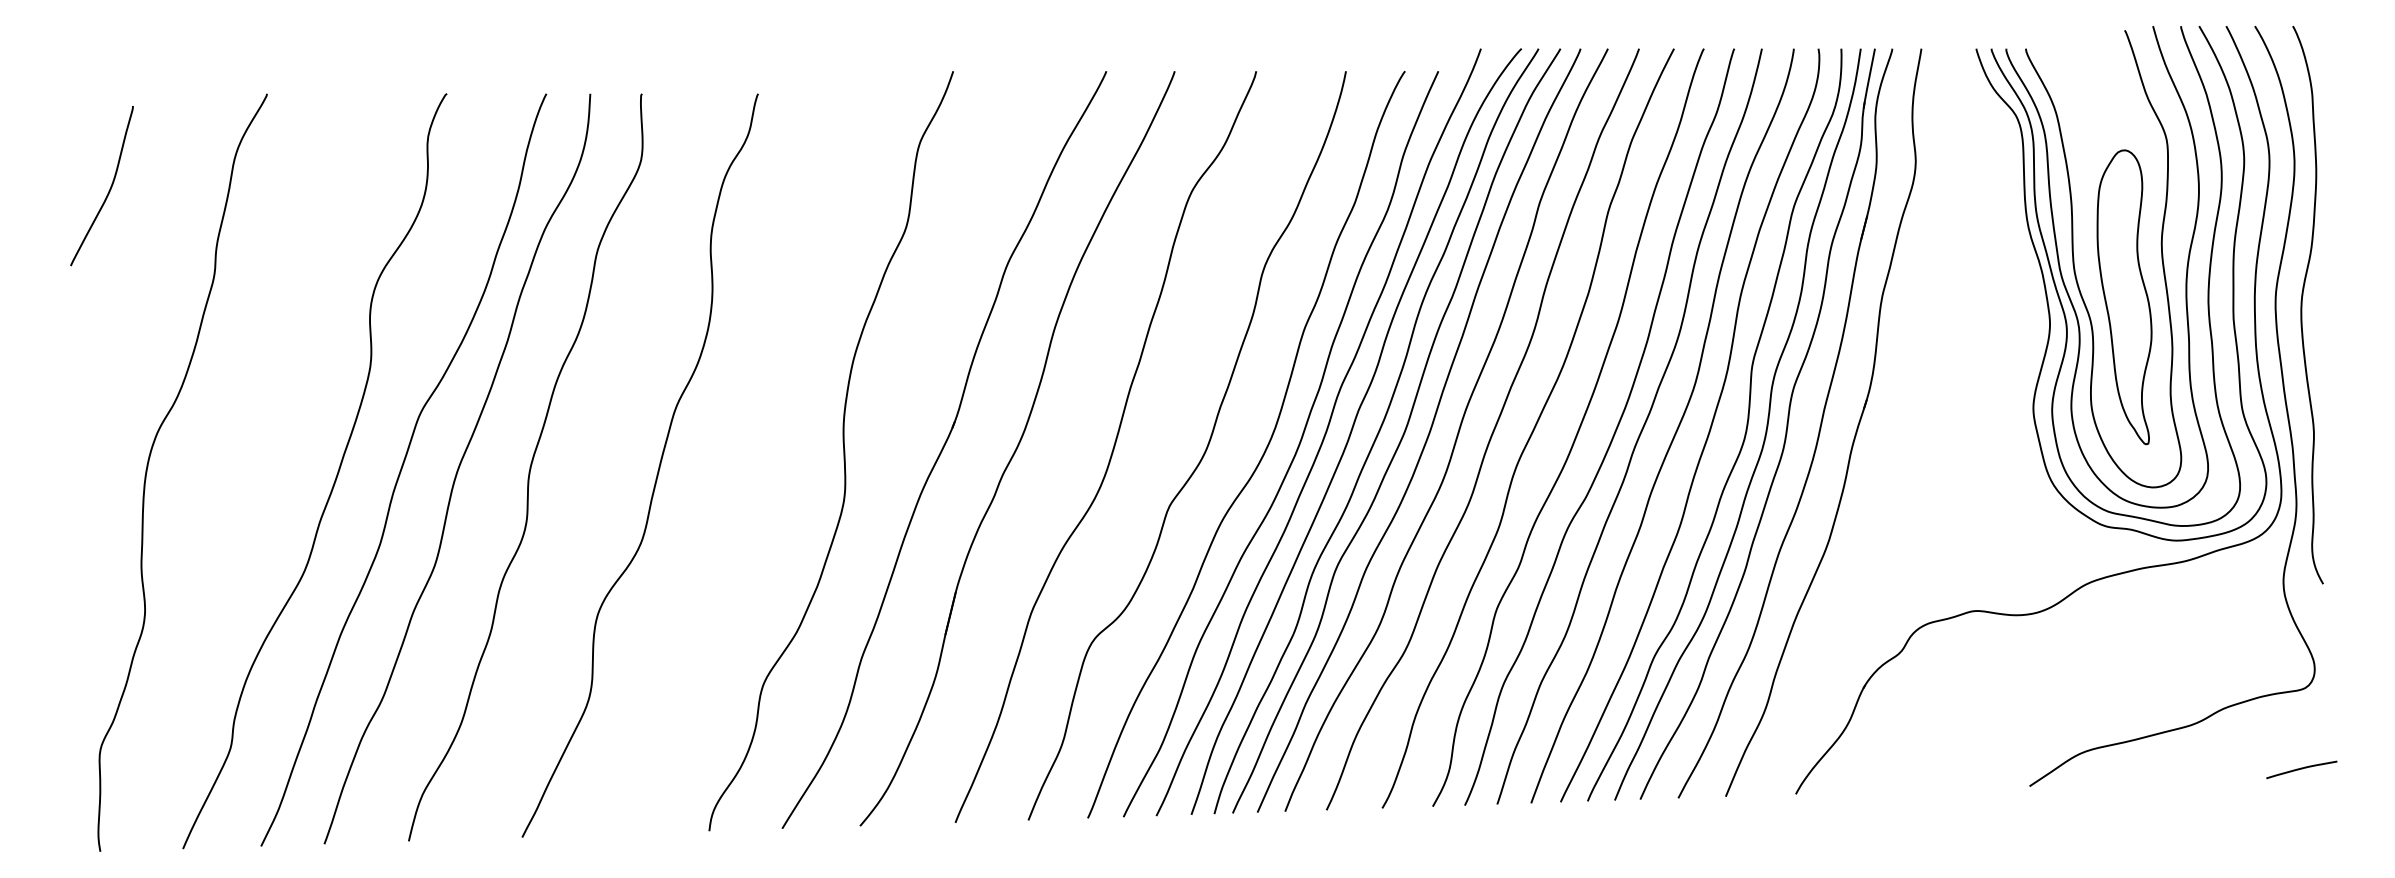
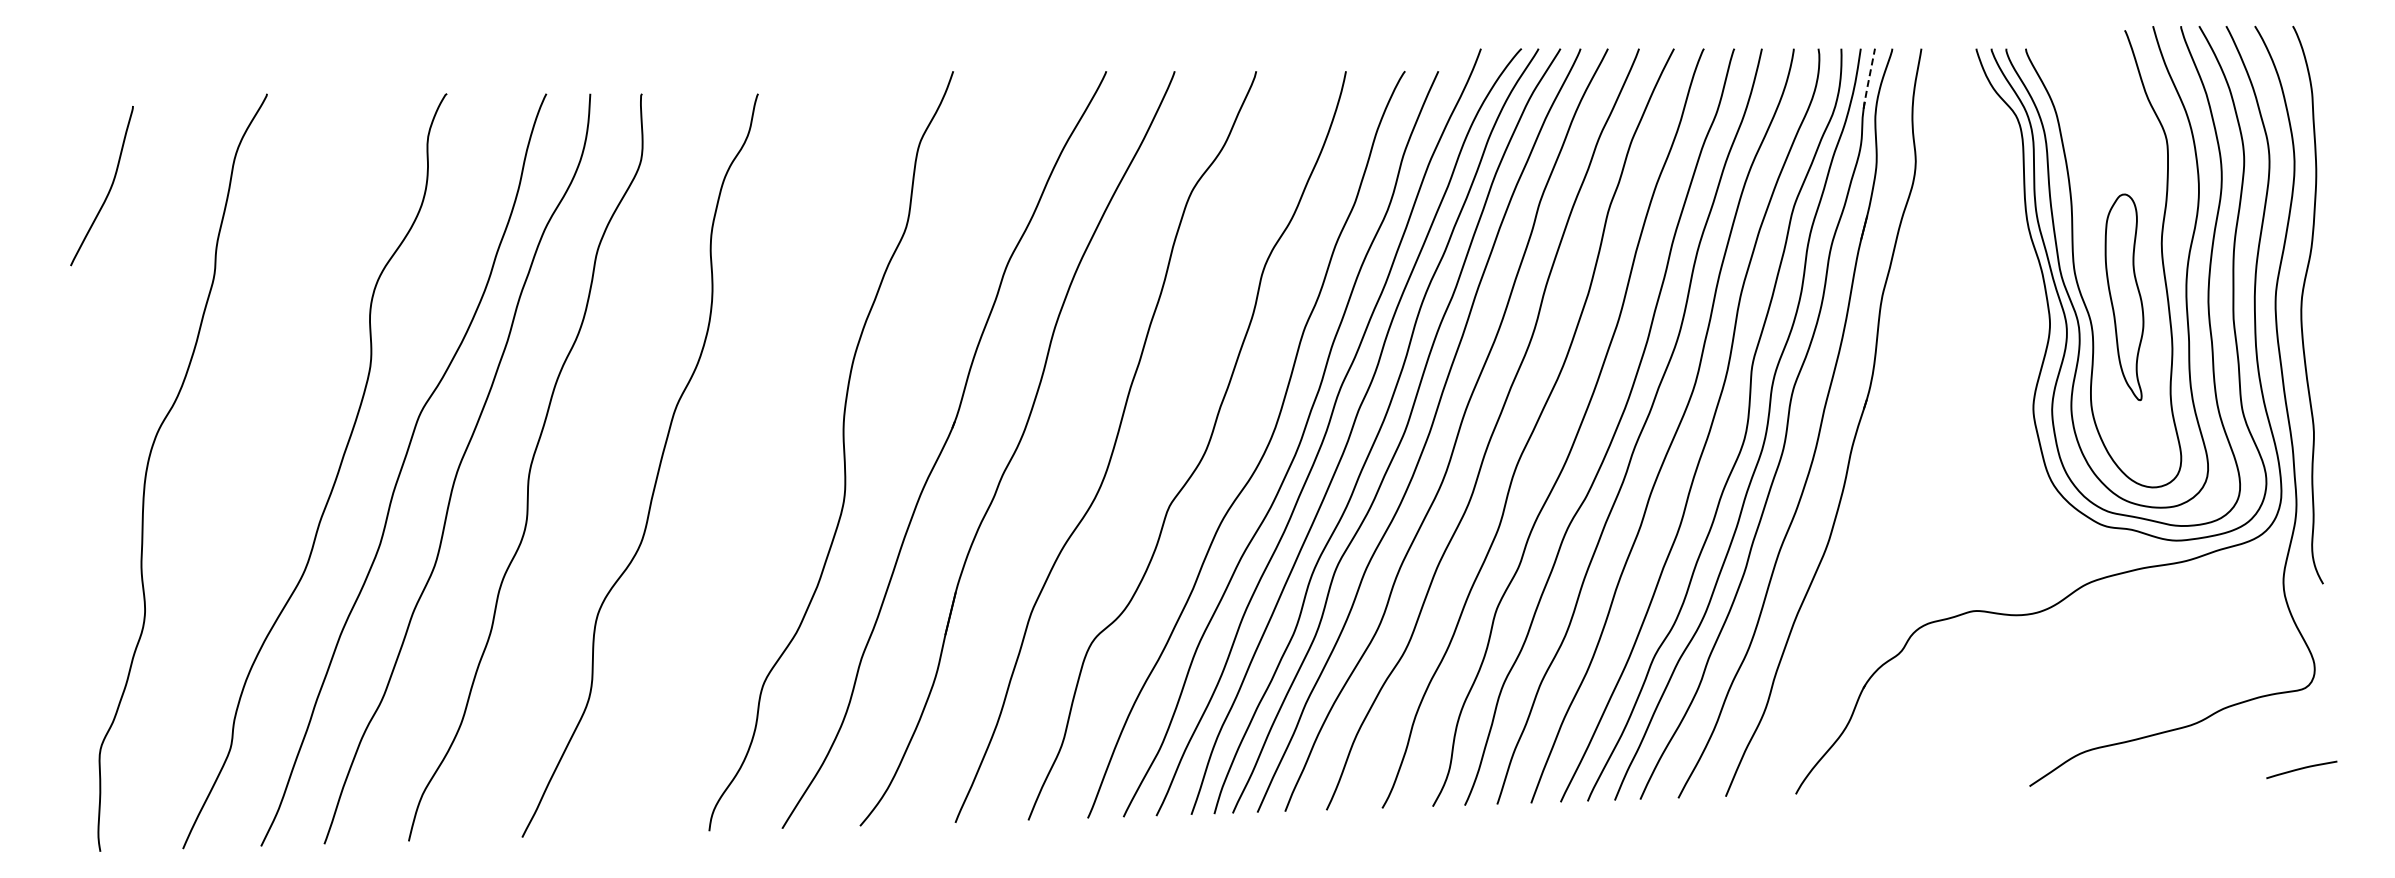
line: solid -> dashed (1868, 80)
part size: 57x297 px -> 41x209 px (2124, 297)
